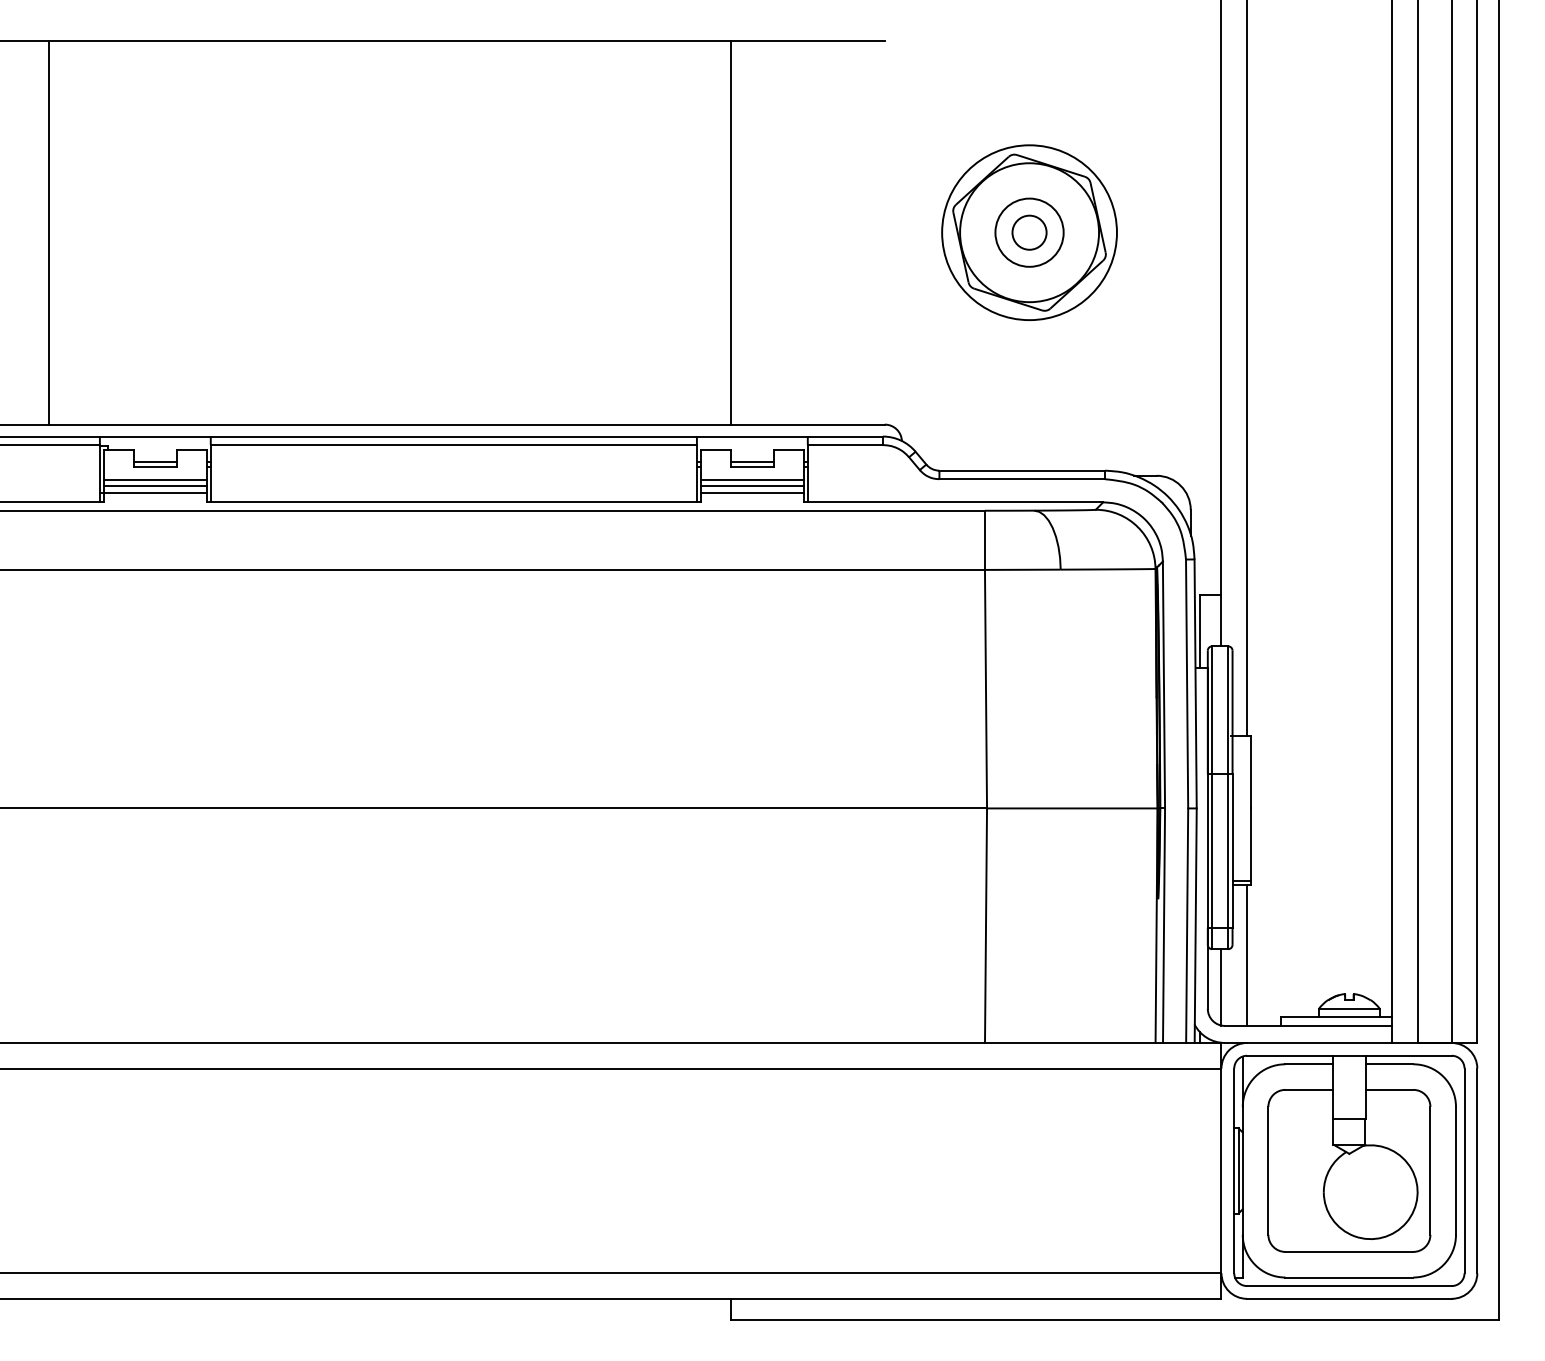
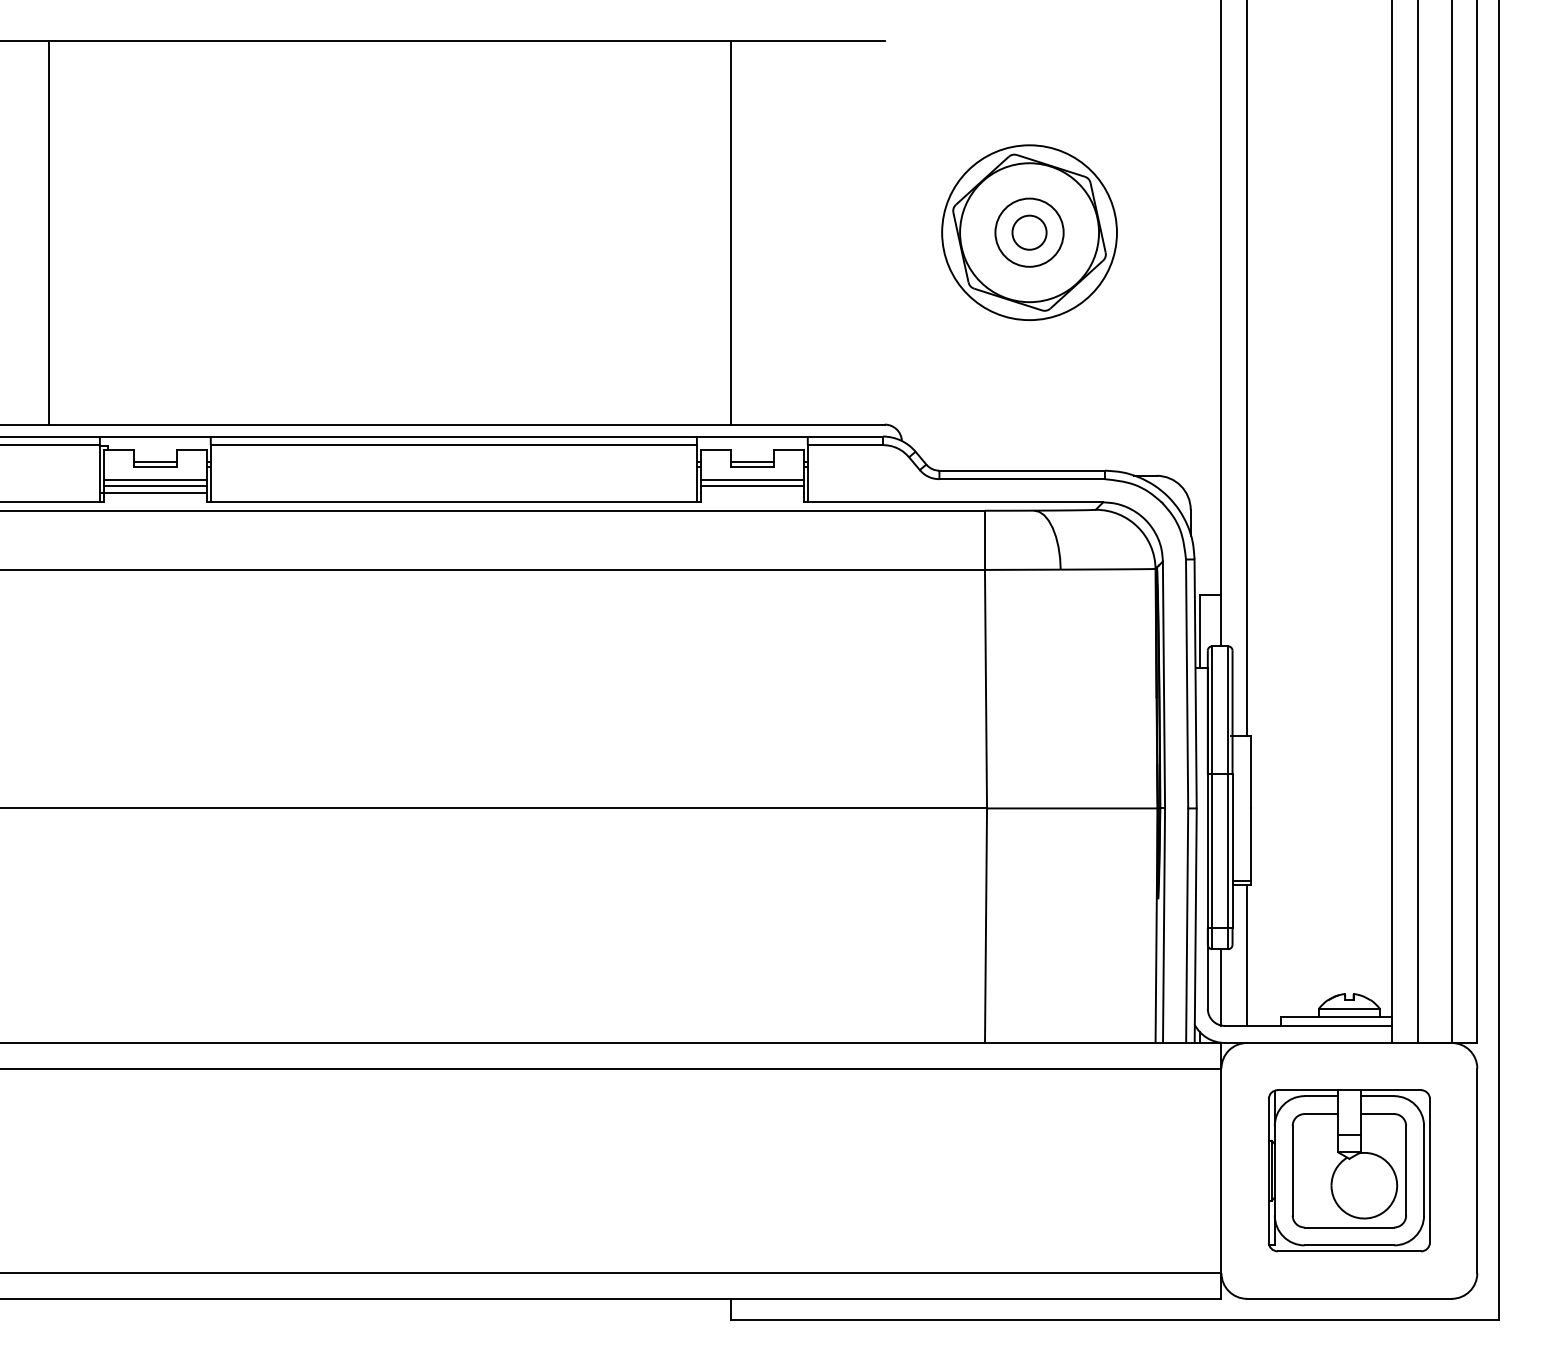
line: present -> none (752, 492)
part size: 233x233 px -> 163x164 px (1349, 1170)
